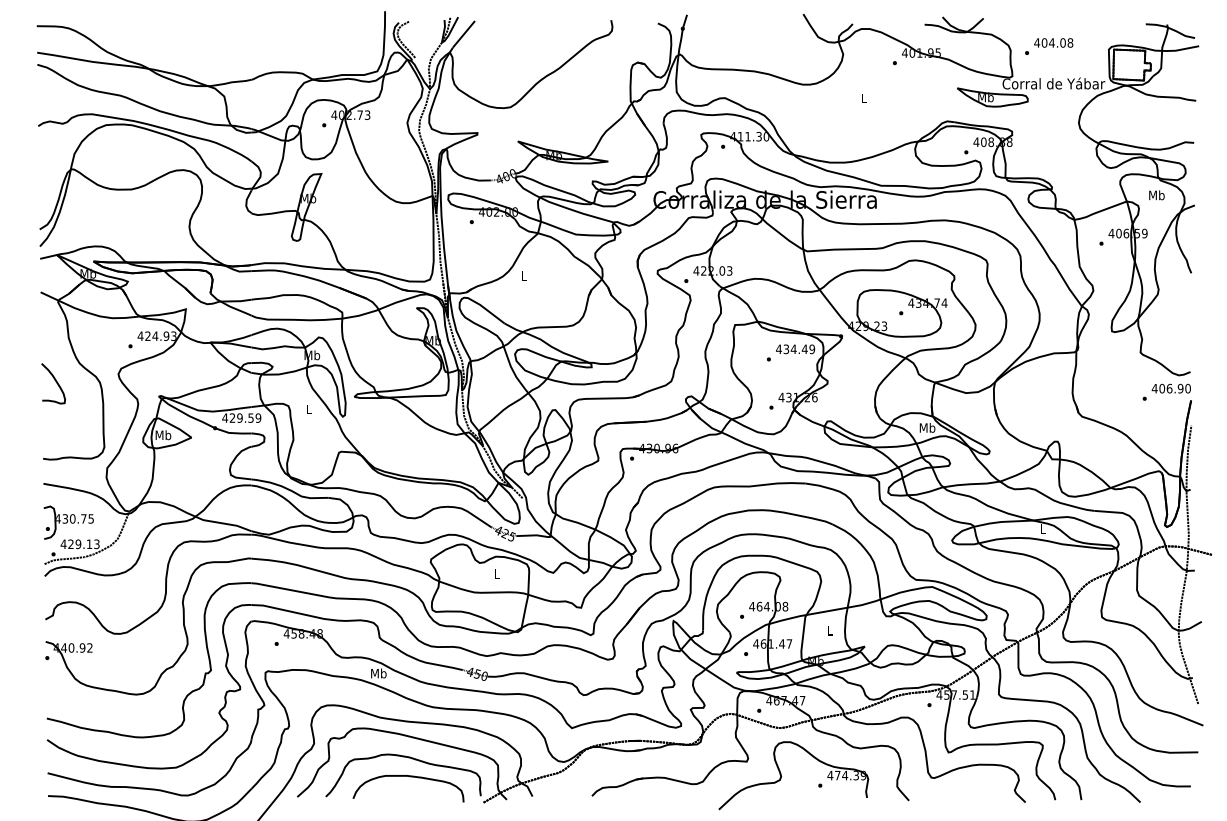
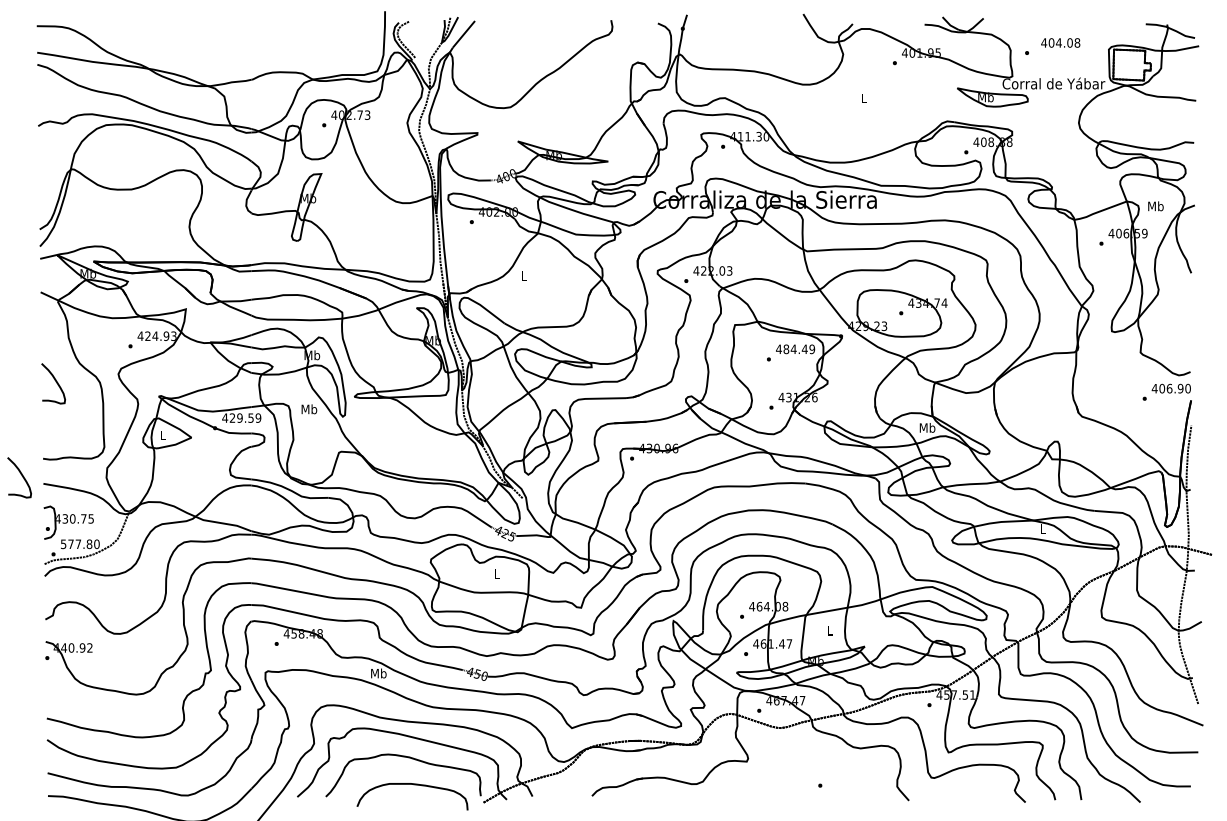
text position: (1053, 42) -> (1060, 42) (1060, 42)
text position: (1156, 195) -> (1155, 206) (1155, 206)
text: 434.49 -> 484.49 (786, 349)
text: L -> Mb (309, 409)
text: Mb -> L (163, 435)
curve: none -> present (21, 475)
text: 429.13 -> 577.80 (79, 544)
part: present -> none (782, 776)
curve position: (409, 777) -> (413, 785) (413, 785)
